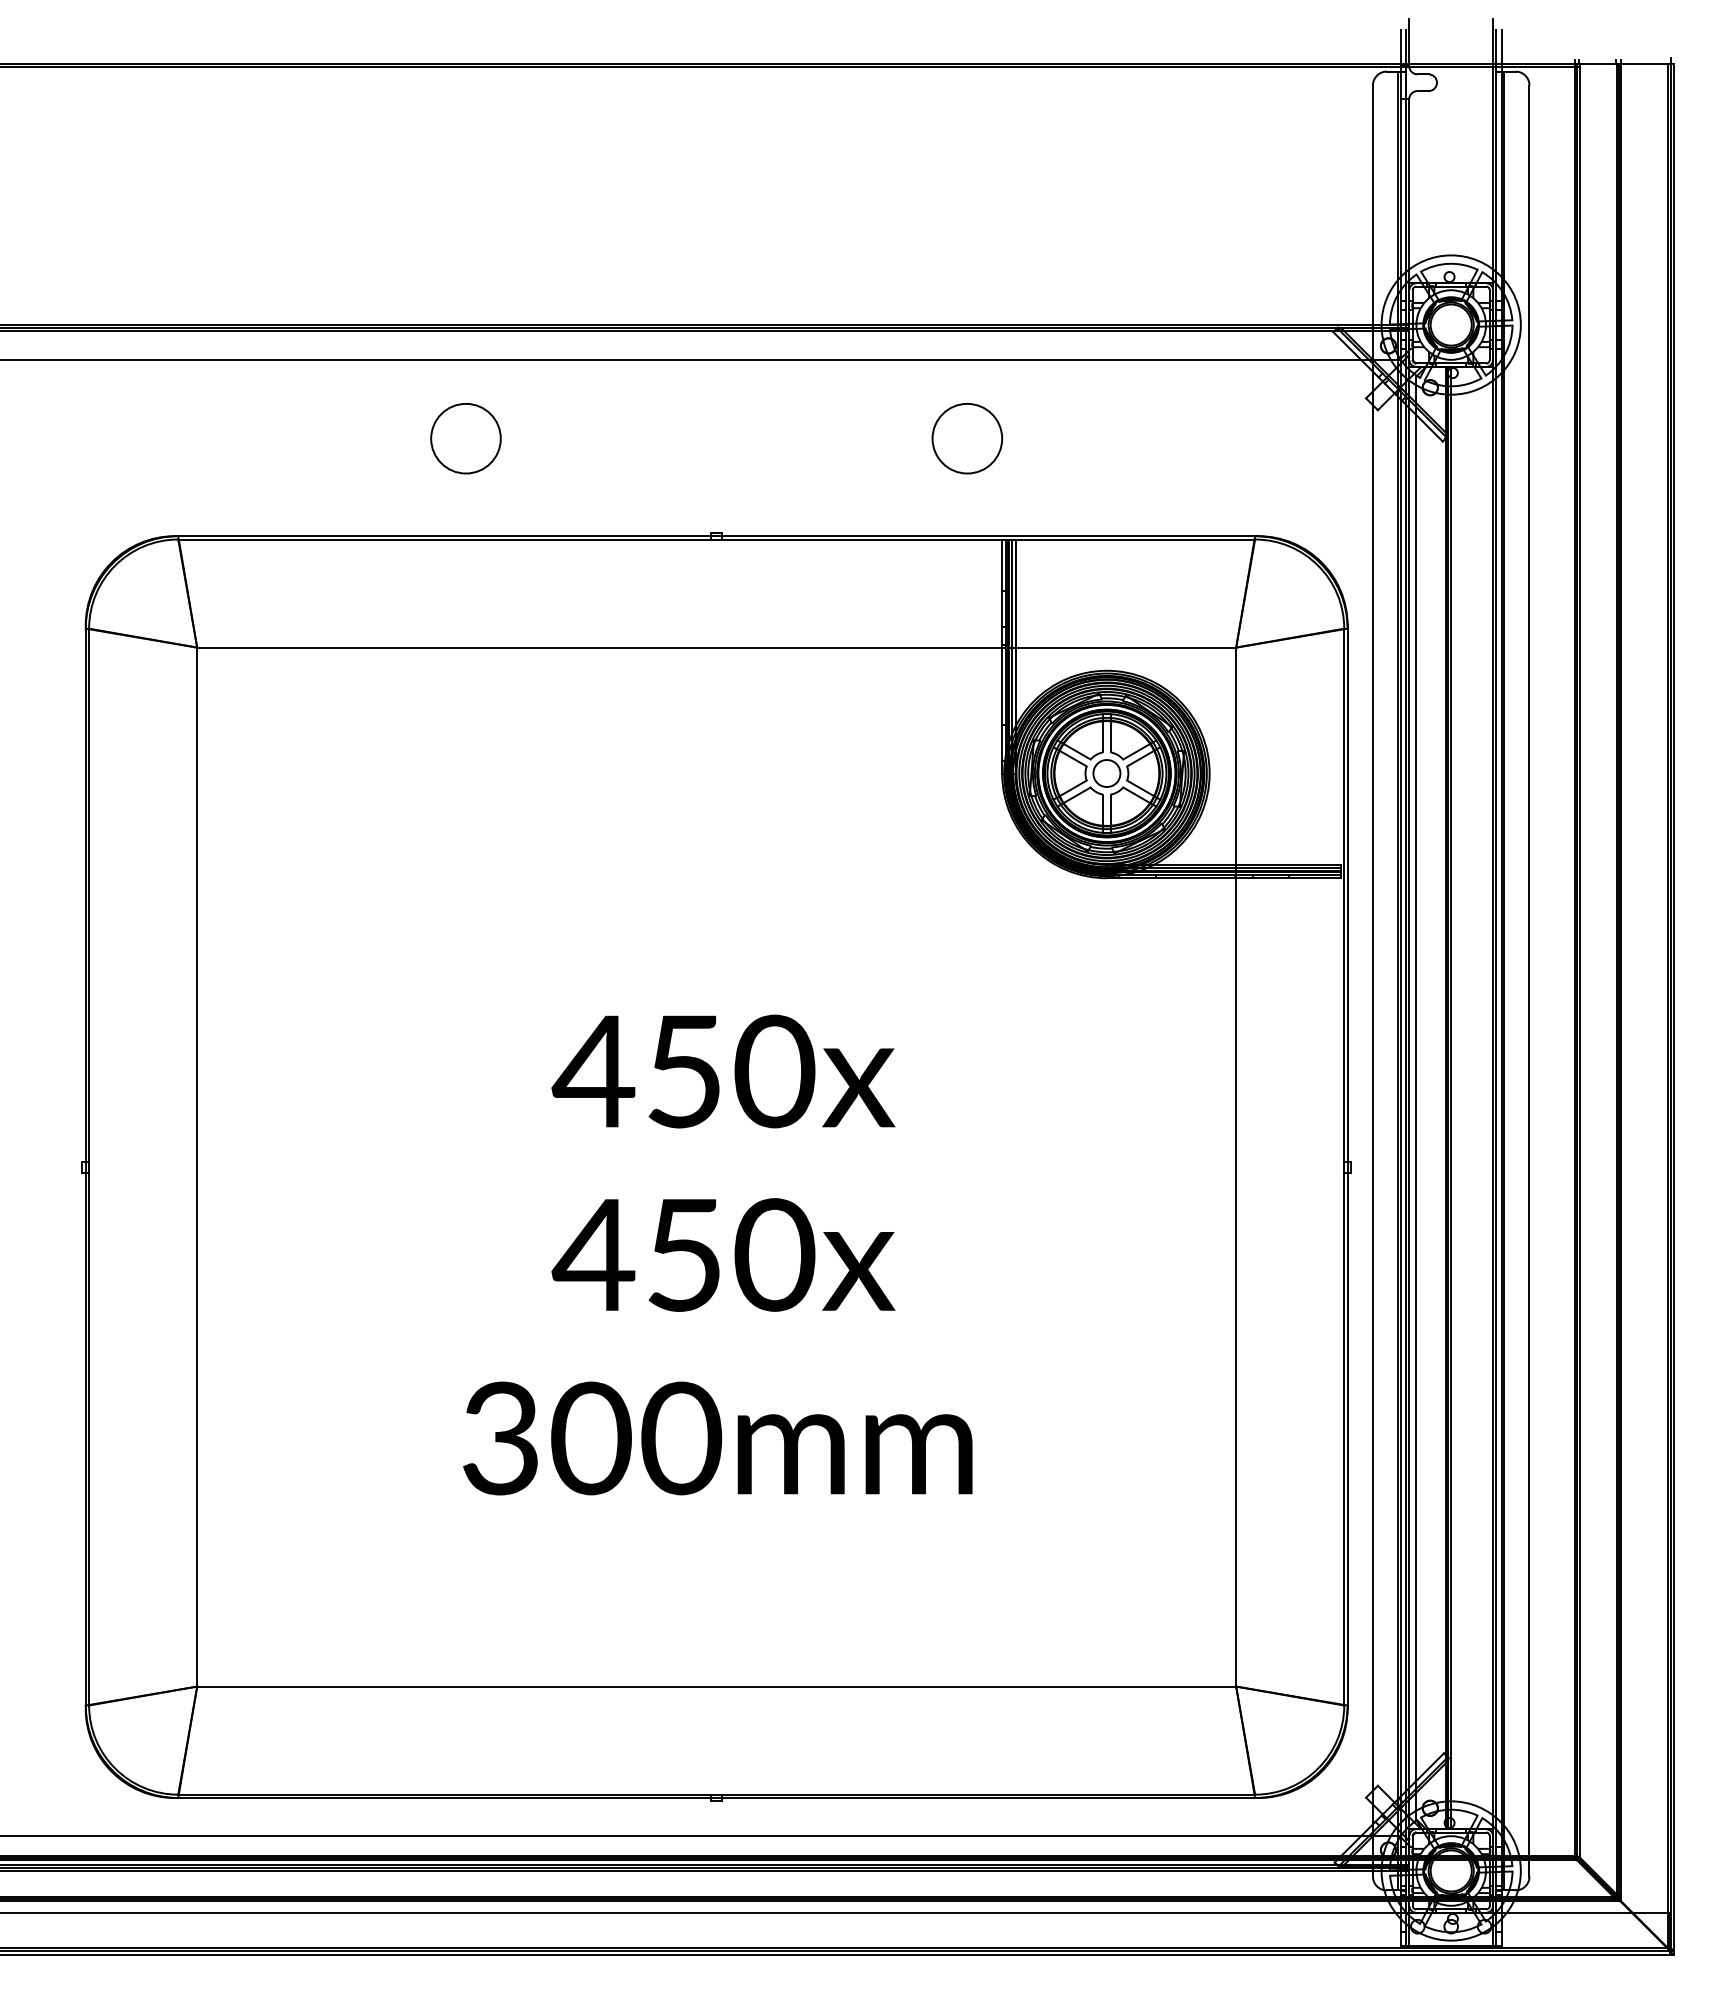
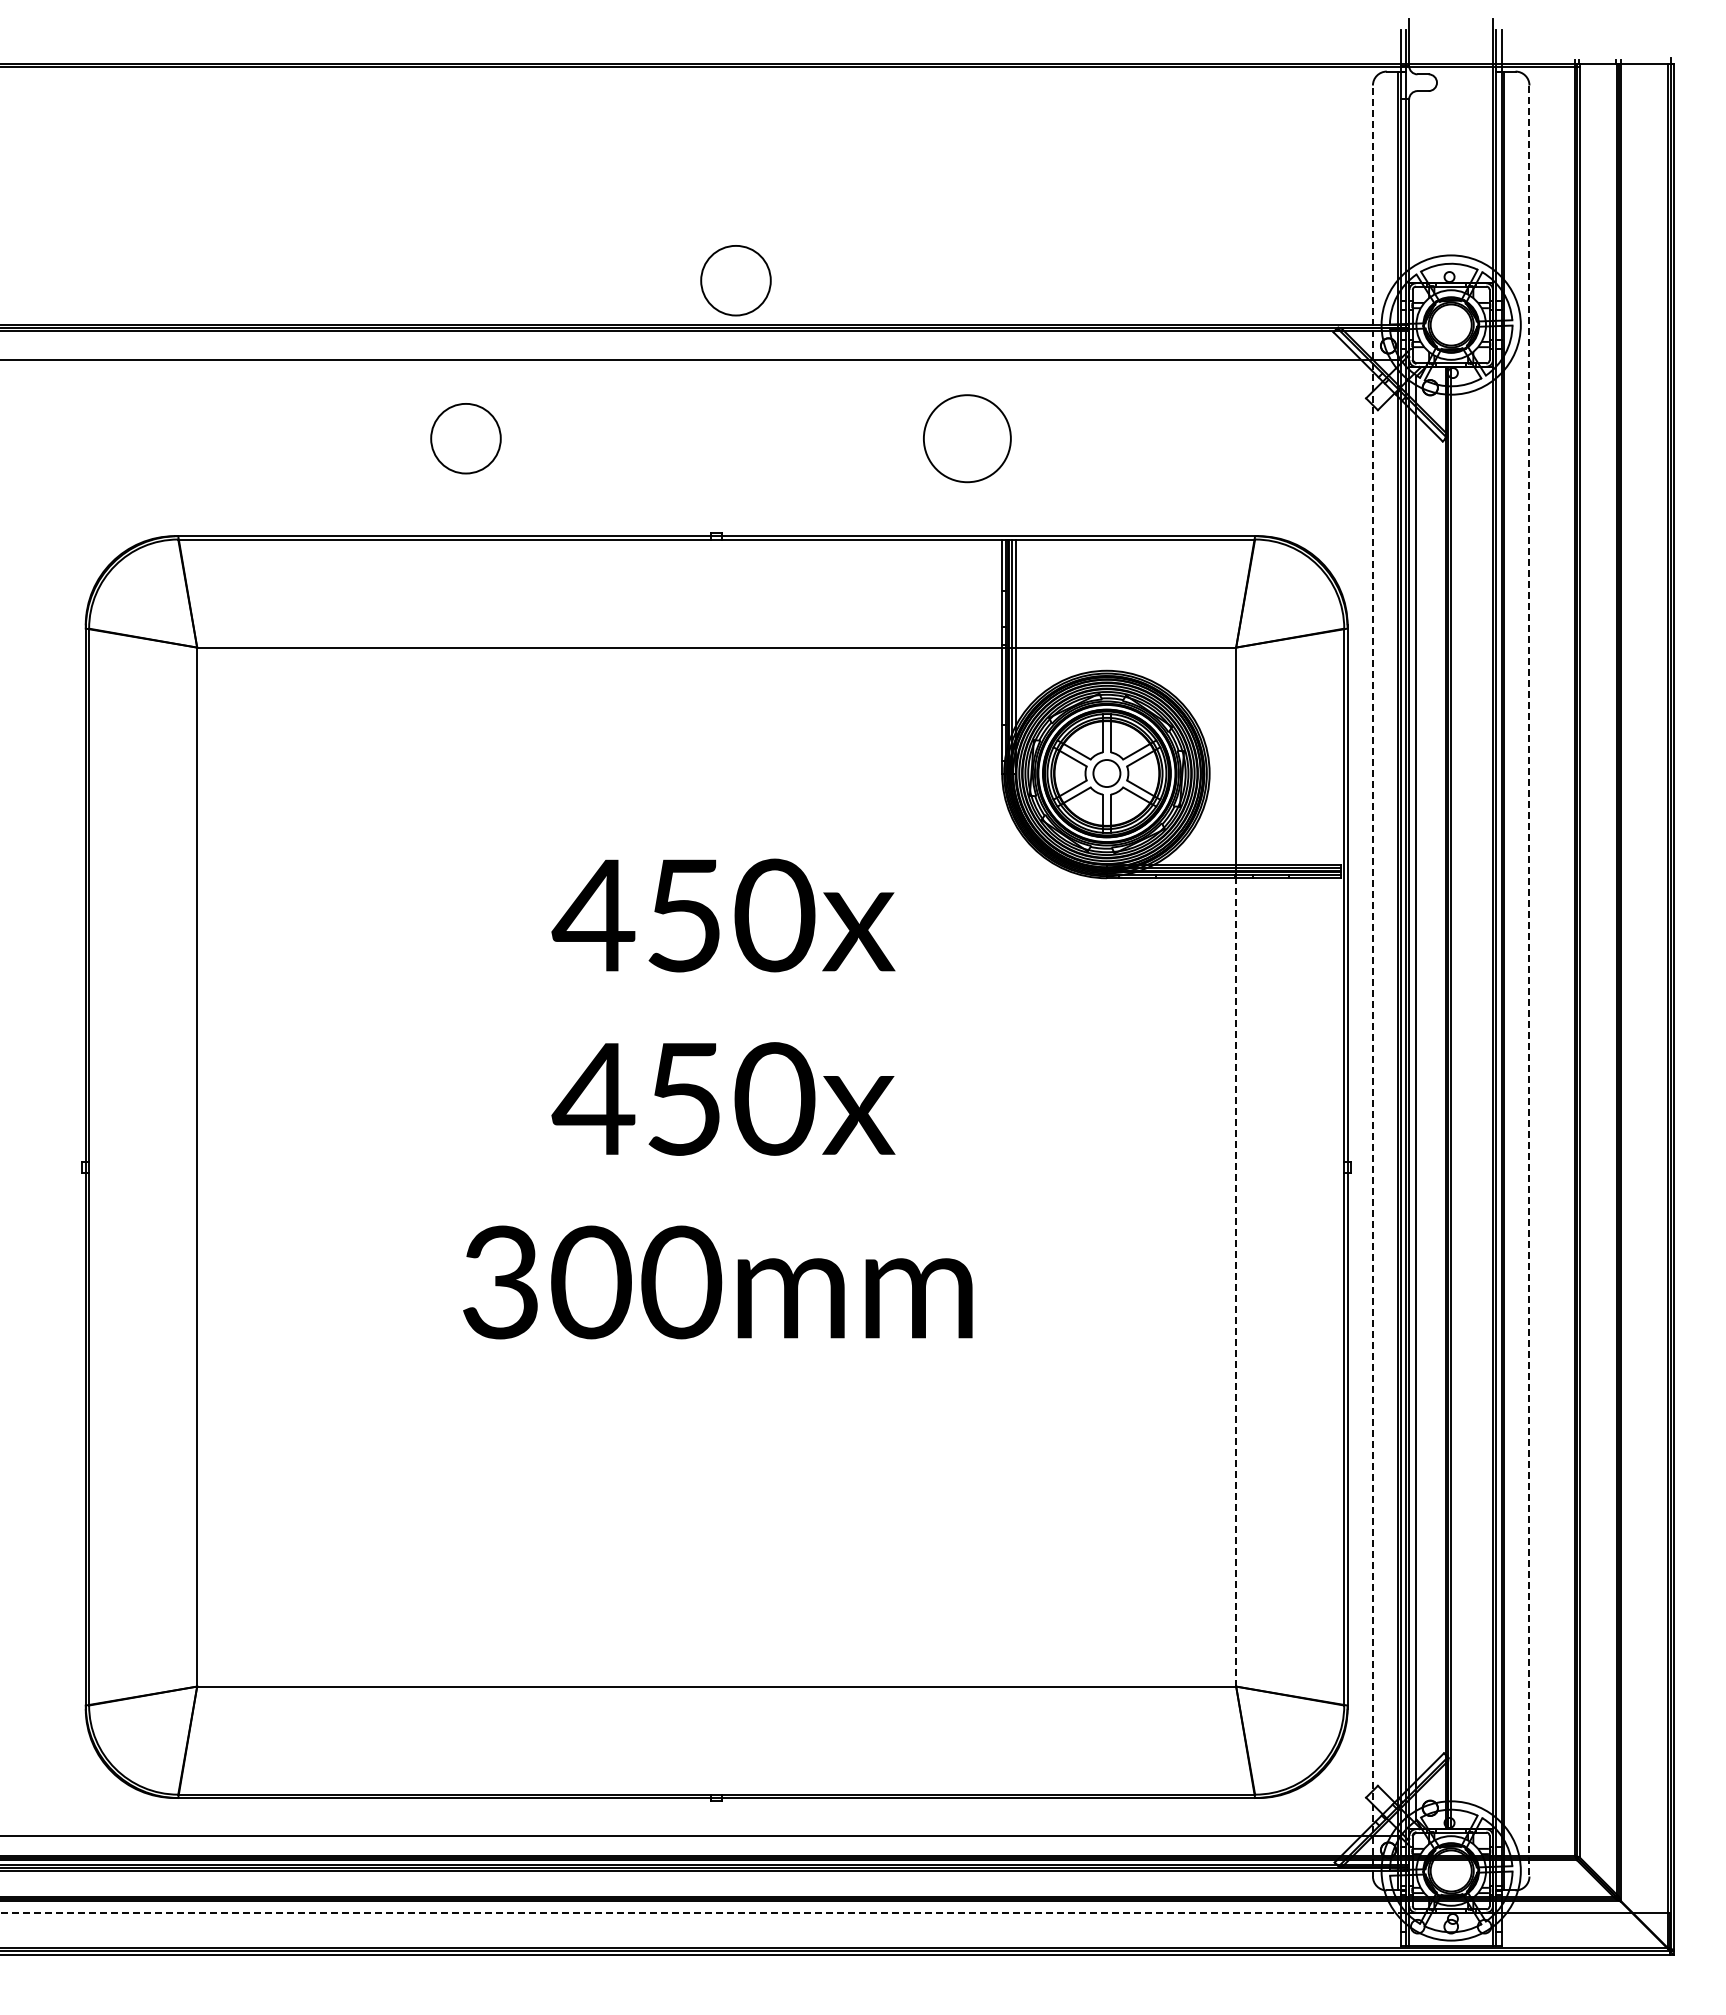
circle: none -> present (735, 280)
circle diameter: 70 px -> 87 px (966, 438)
line: solid -> dashed (1372, 981)
line: solid -> dashed (1529, 981)
text position: (717, 1254) -> (717, 1098) (717, 1098)
line: solid -> dashed (1236, 1281)
line: solid -> dashed (708, 1912)
